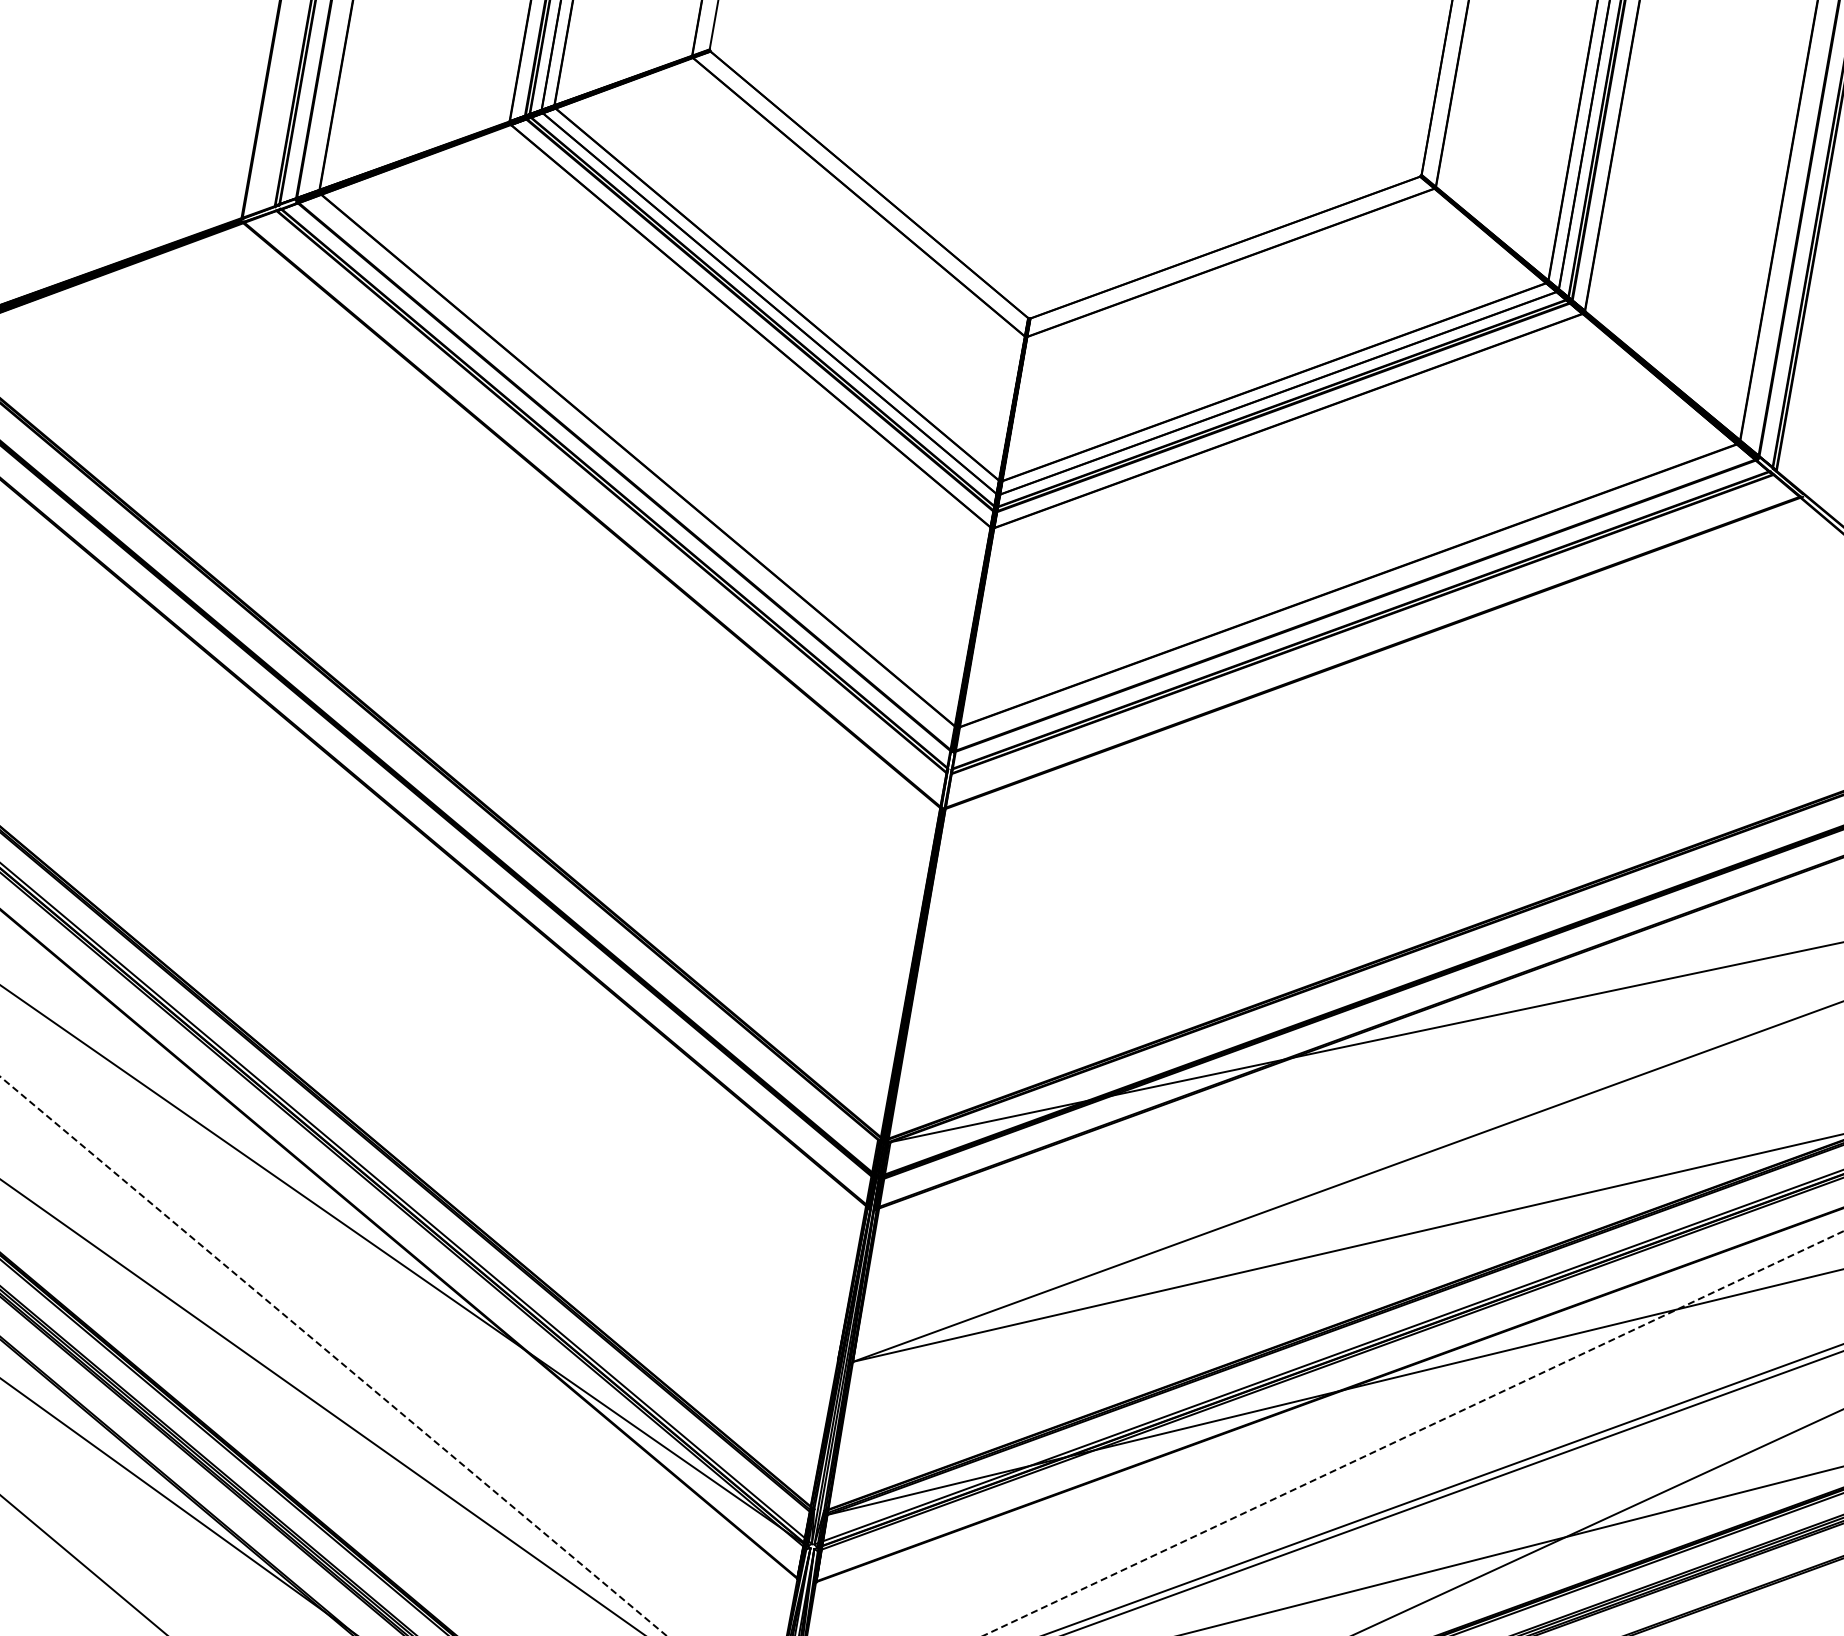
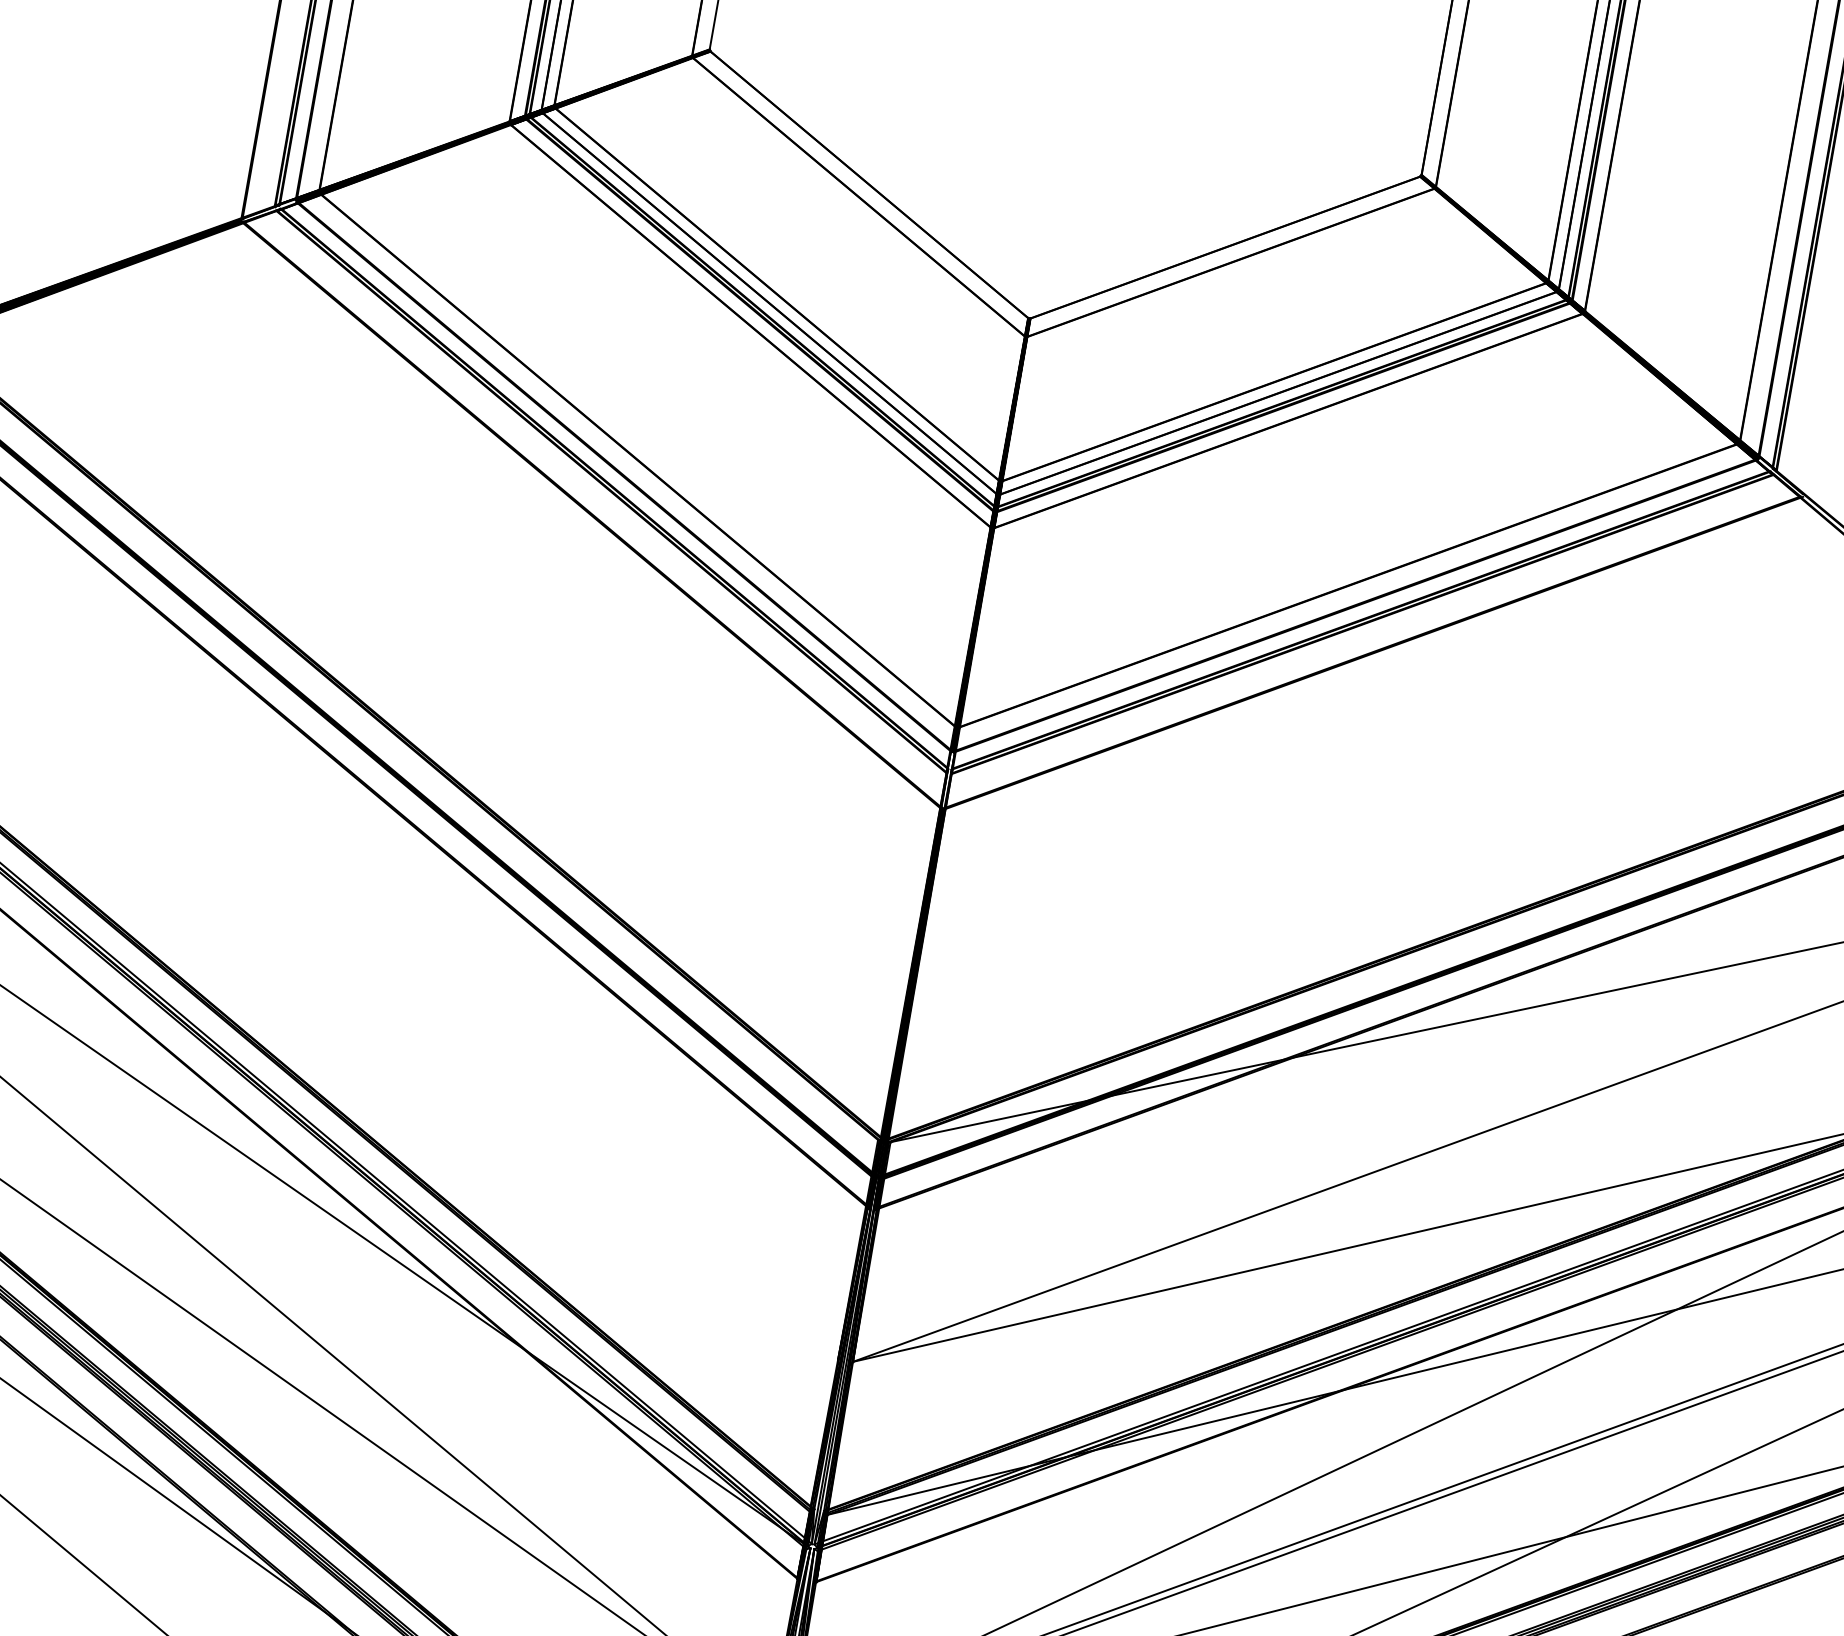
line: dashed -> solid (333, 1356)
line: dashed -> solid (1413, 1433)
